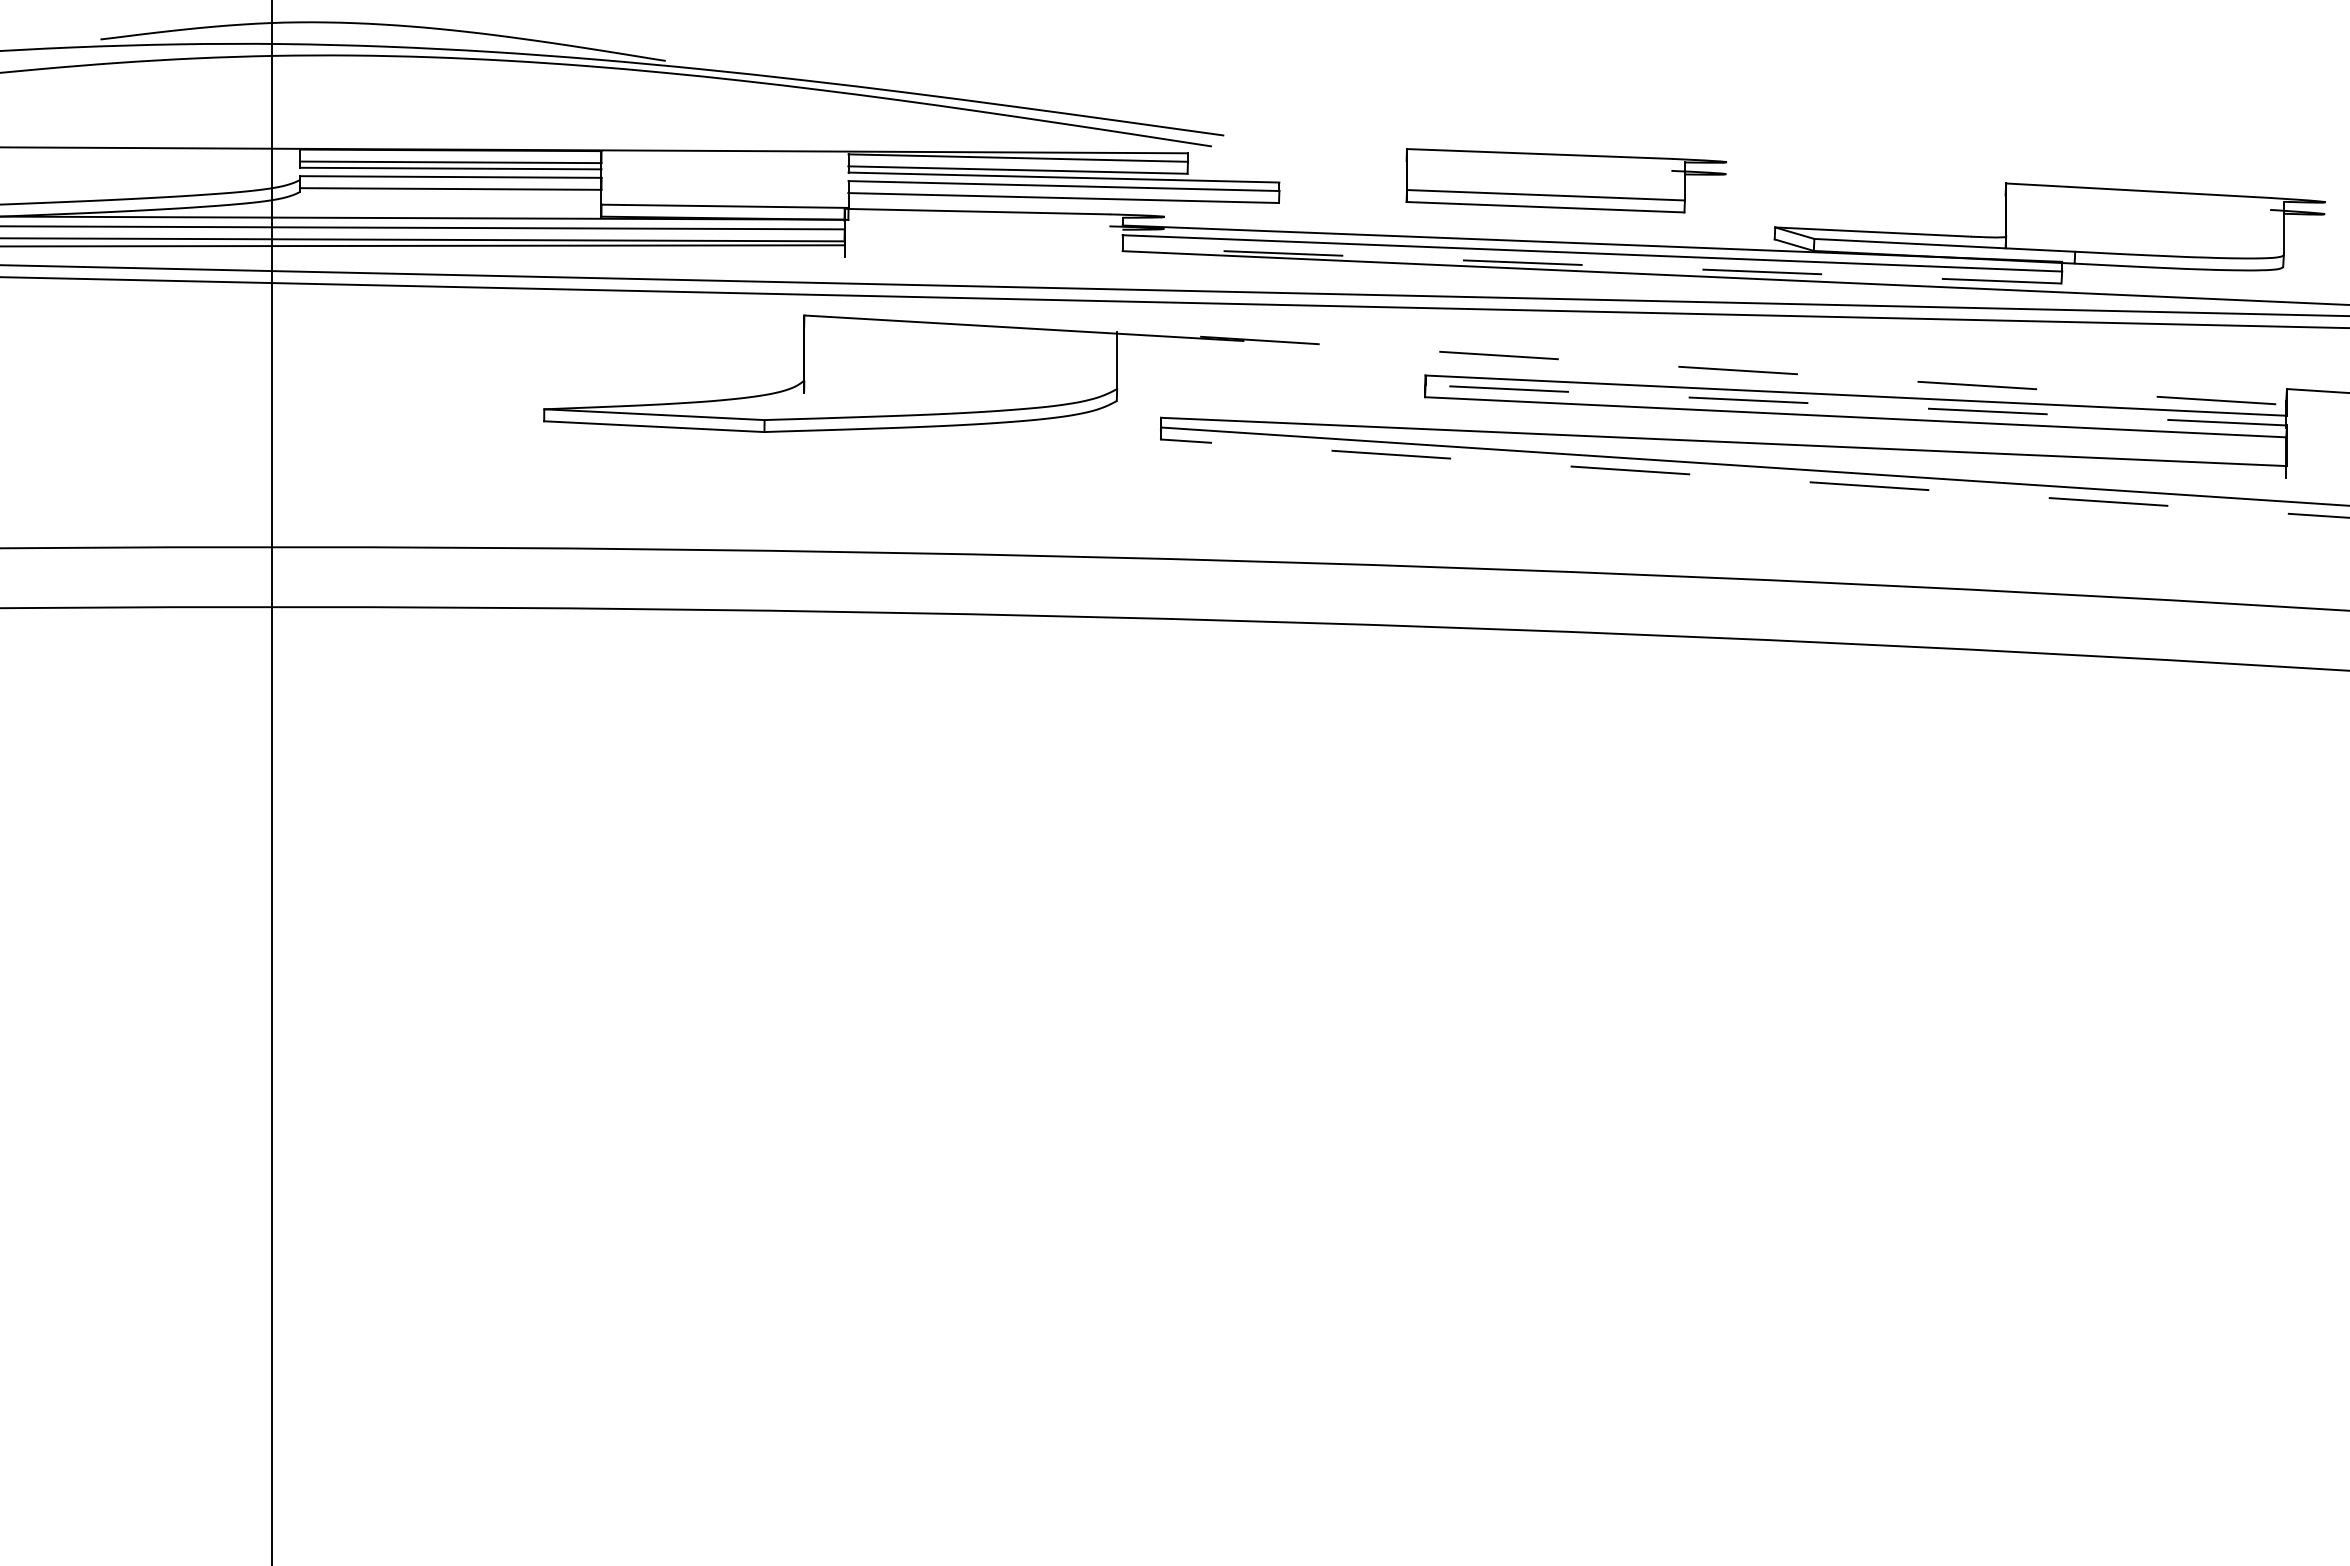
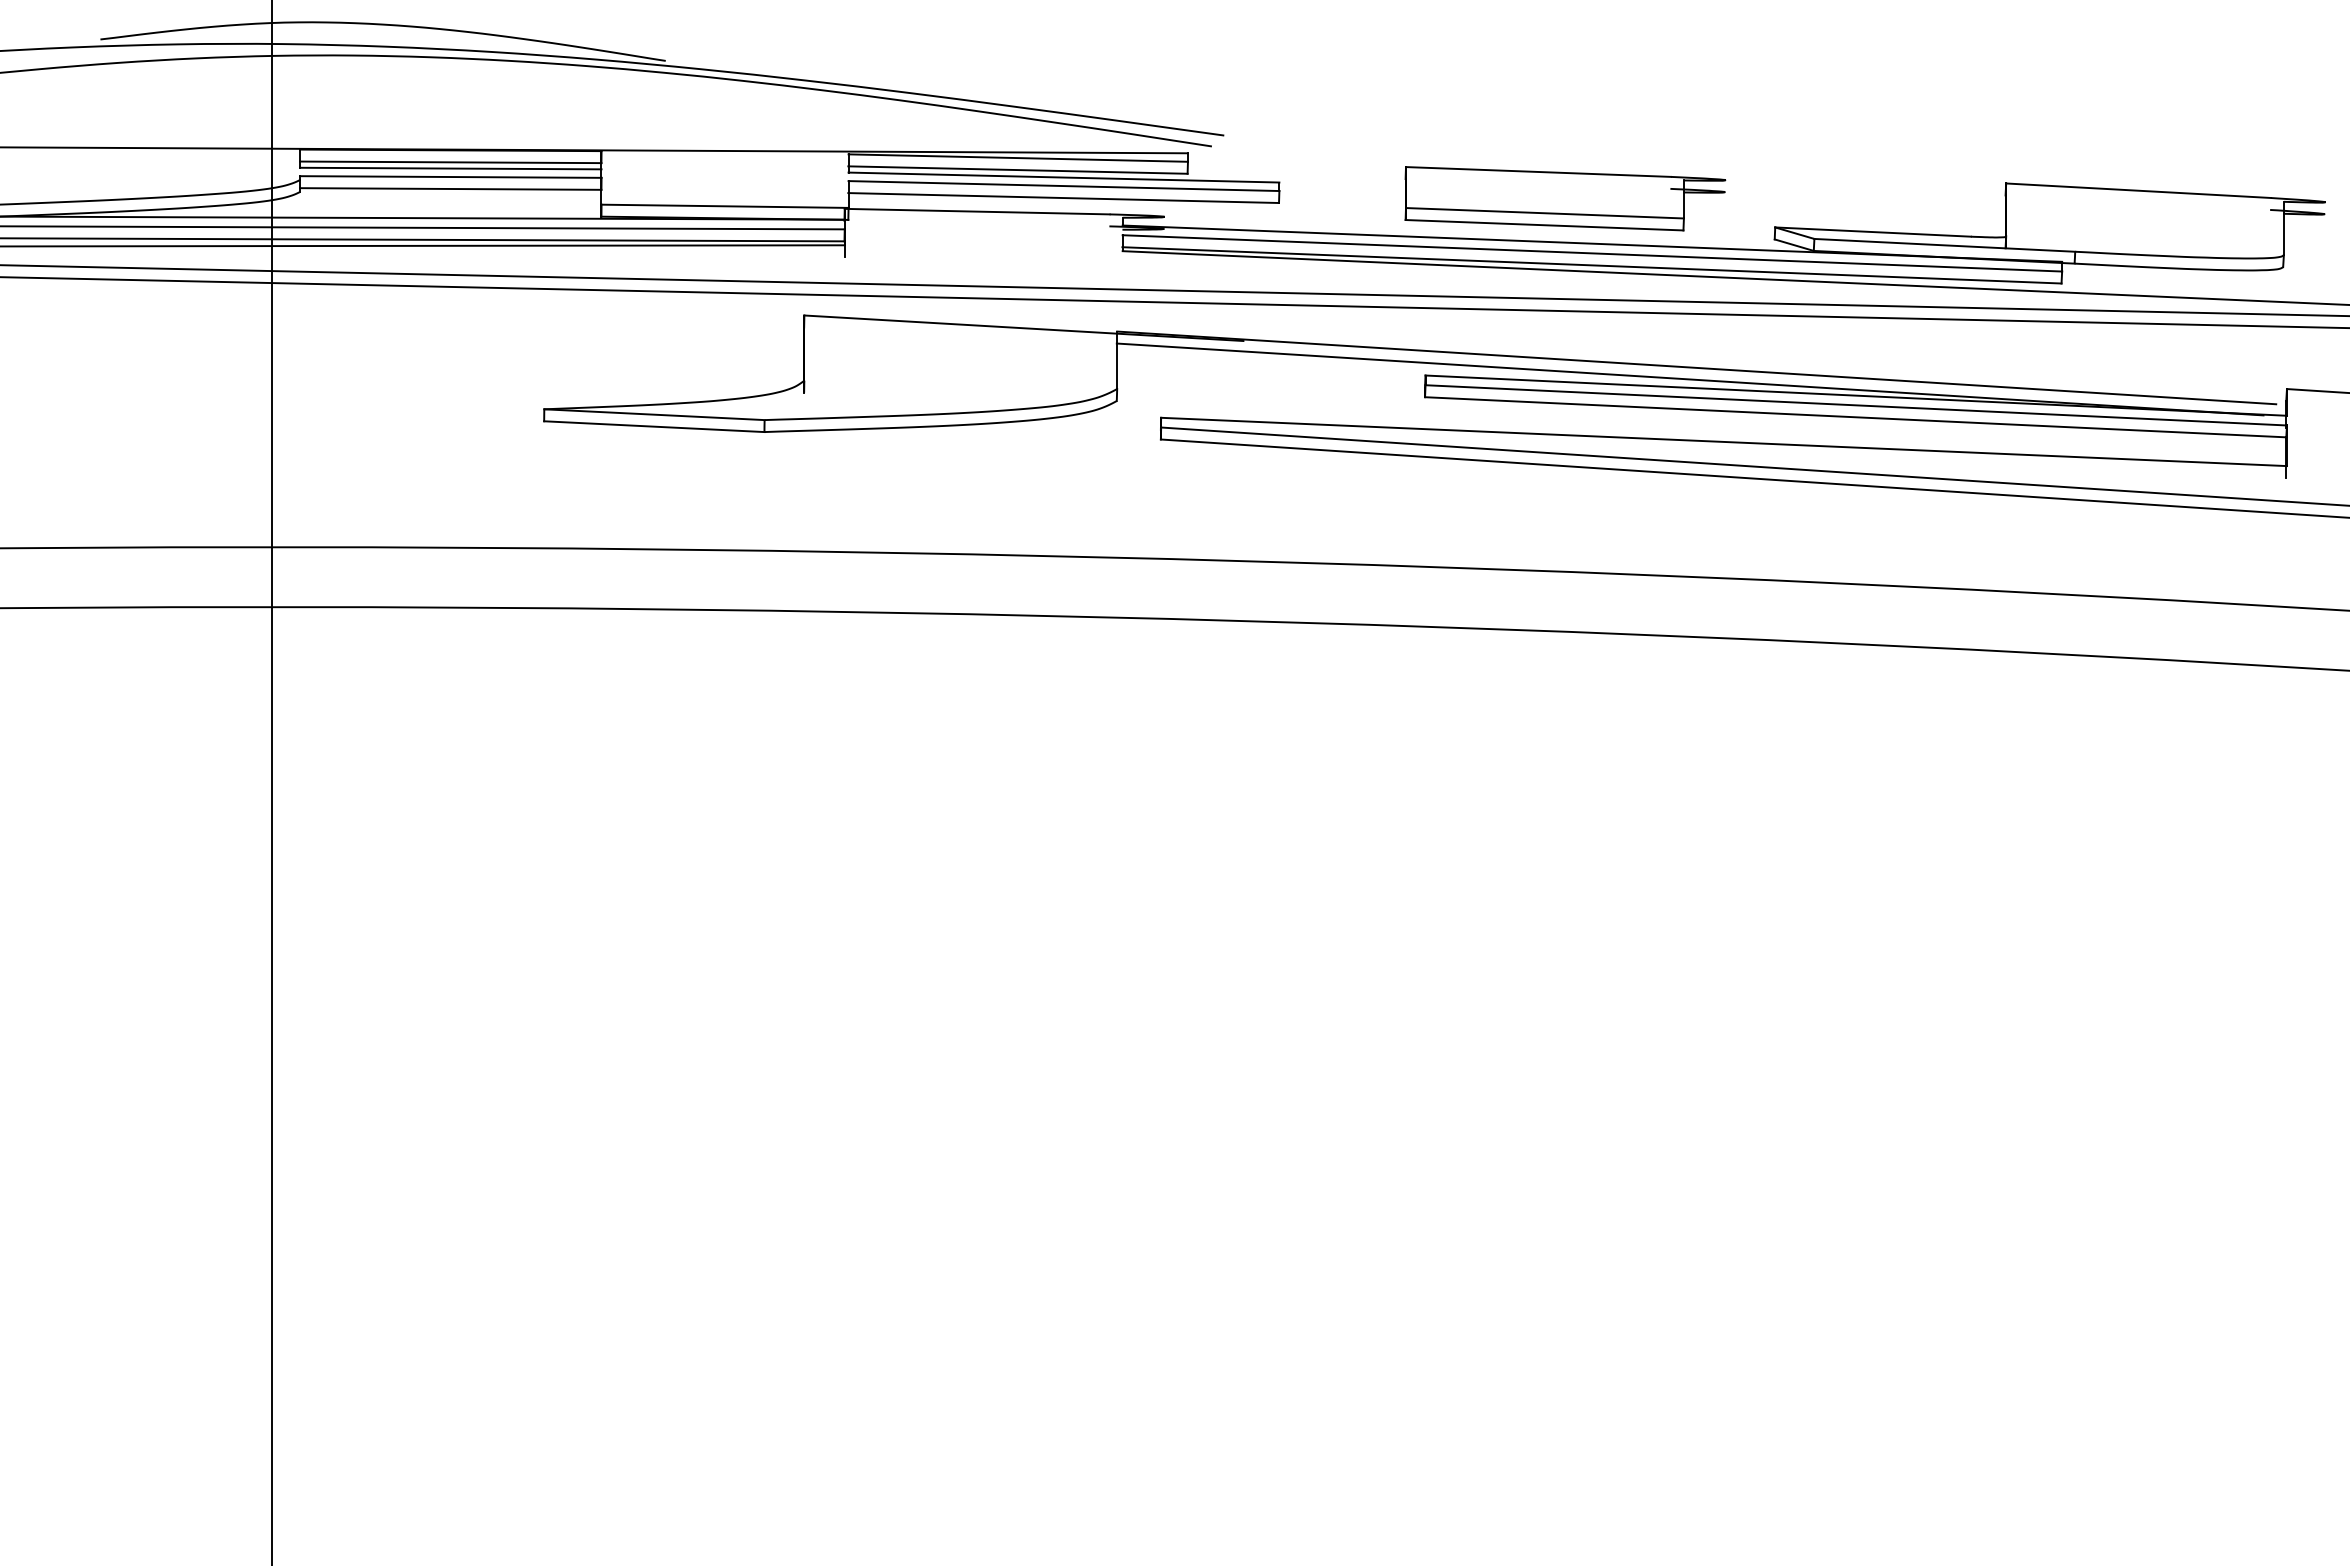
part position: (1566, 180) -> (1565, 198) (1565, 198)
line: dashed -> solid (1591, 265)
line: dashed -> solid (1696, 367)
line: none -> present (1689, 379)
line: dashed -> solid (1855, 405)
line: dashed -> solid (1754, 478)
